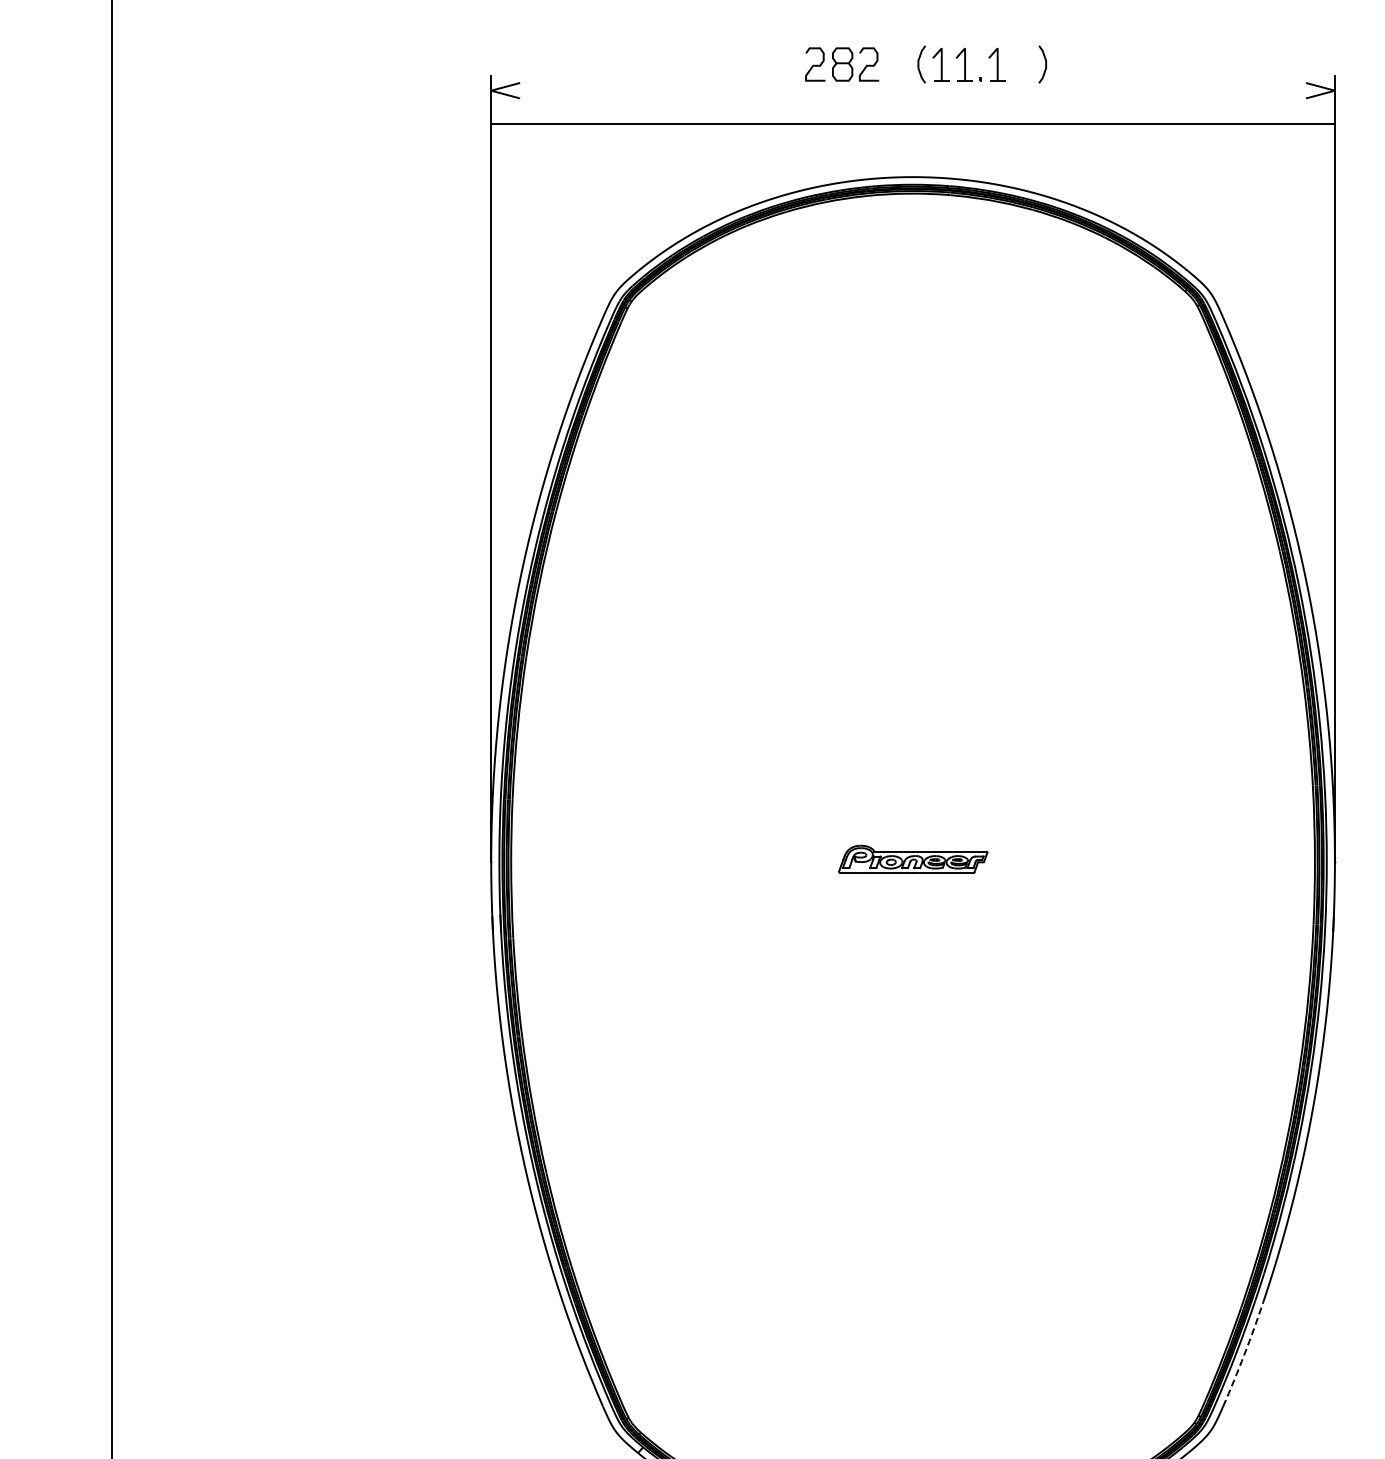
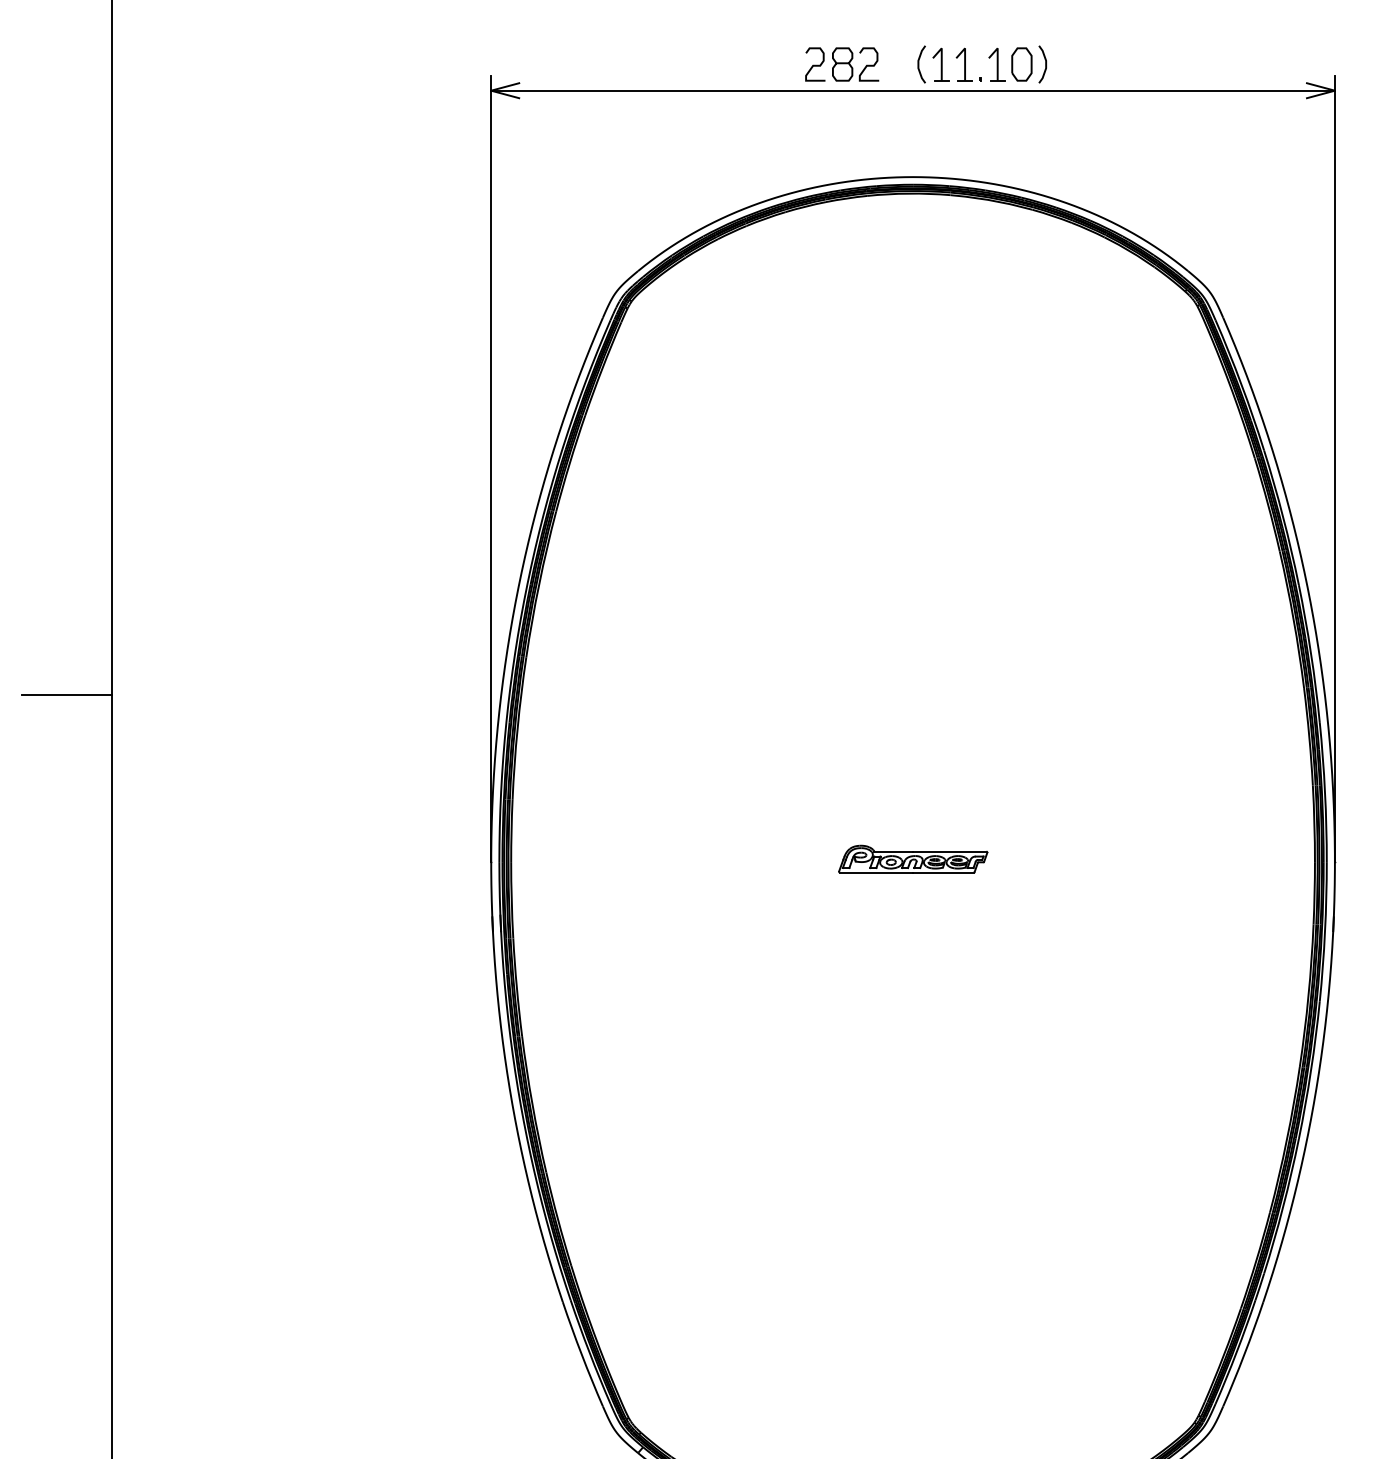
part: none -> present (1021, 64)
line position: (912, 123) -> (912, 90) (912, 90)
line: none -> present (67, 694)
arc: dashed -> solid (1244, 1354)
